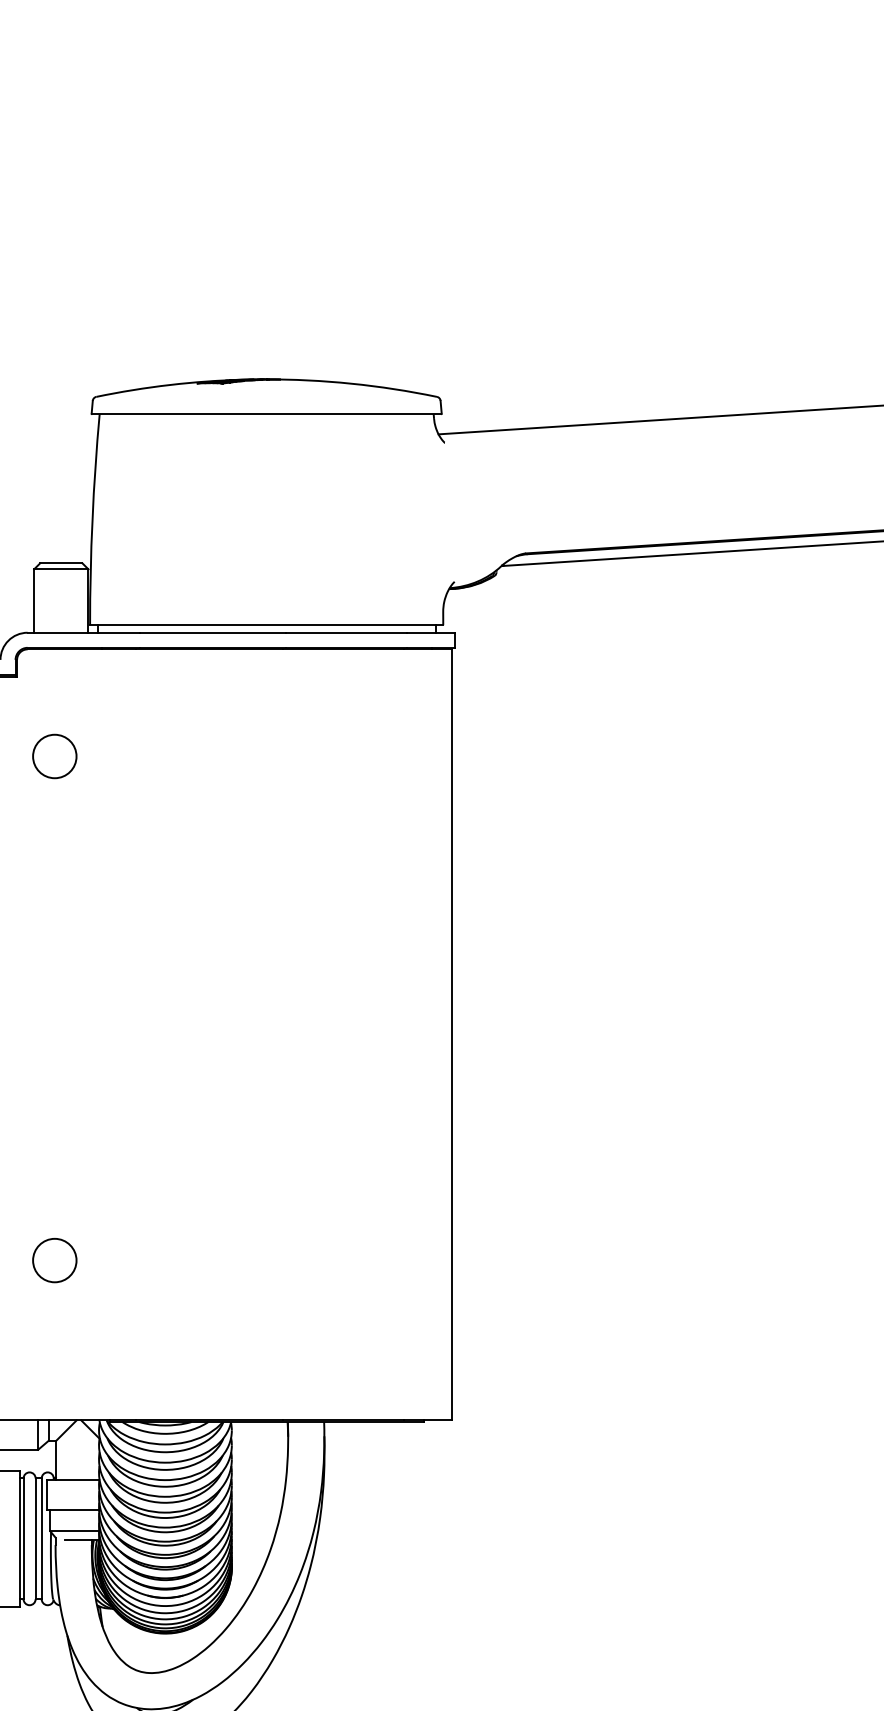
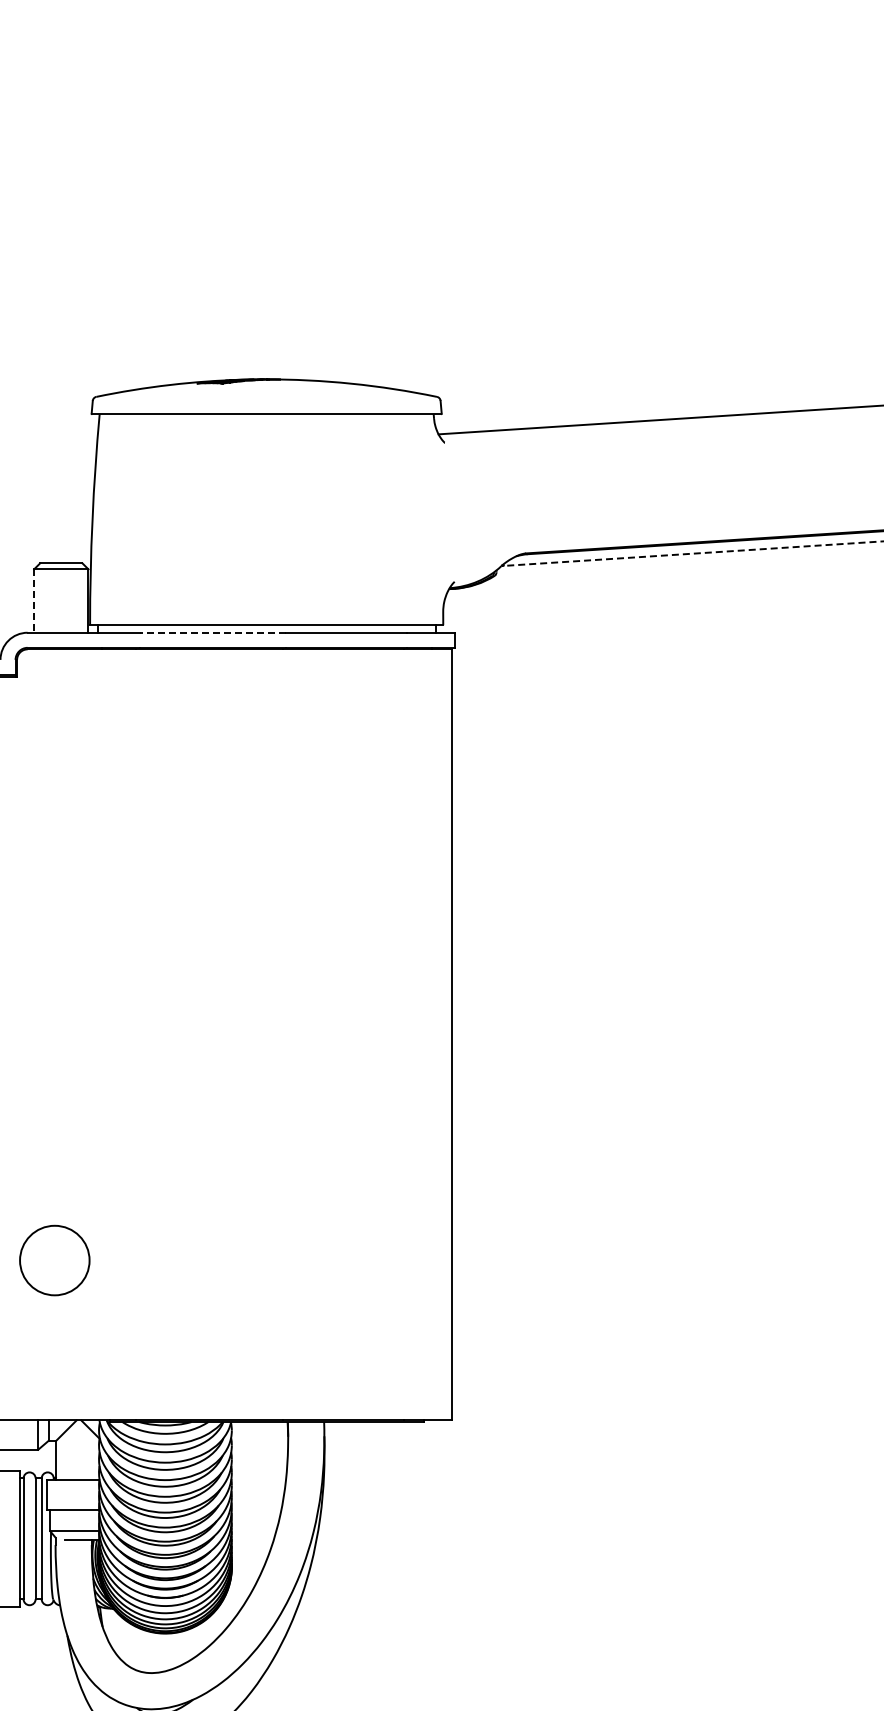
line: solid -> dashed (692, 553)
line: solid -> dashed (34, 601)
line: solid -> dashed (212, 632)
circle: present -> none (54, 756)
circle diameter: 43 px -> 70 px (54, 1260)
